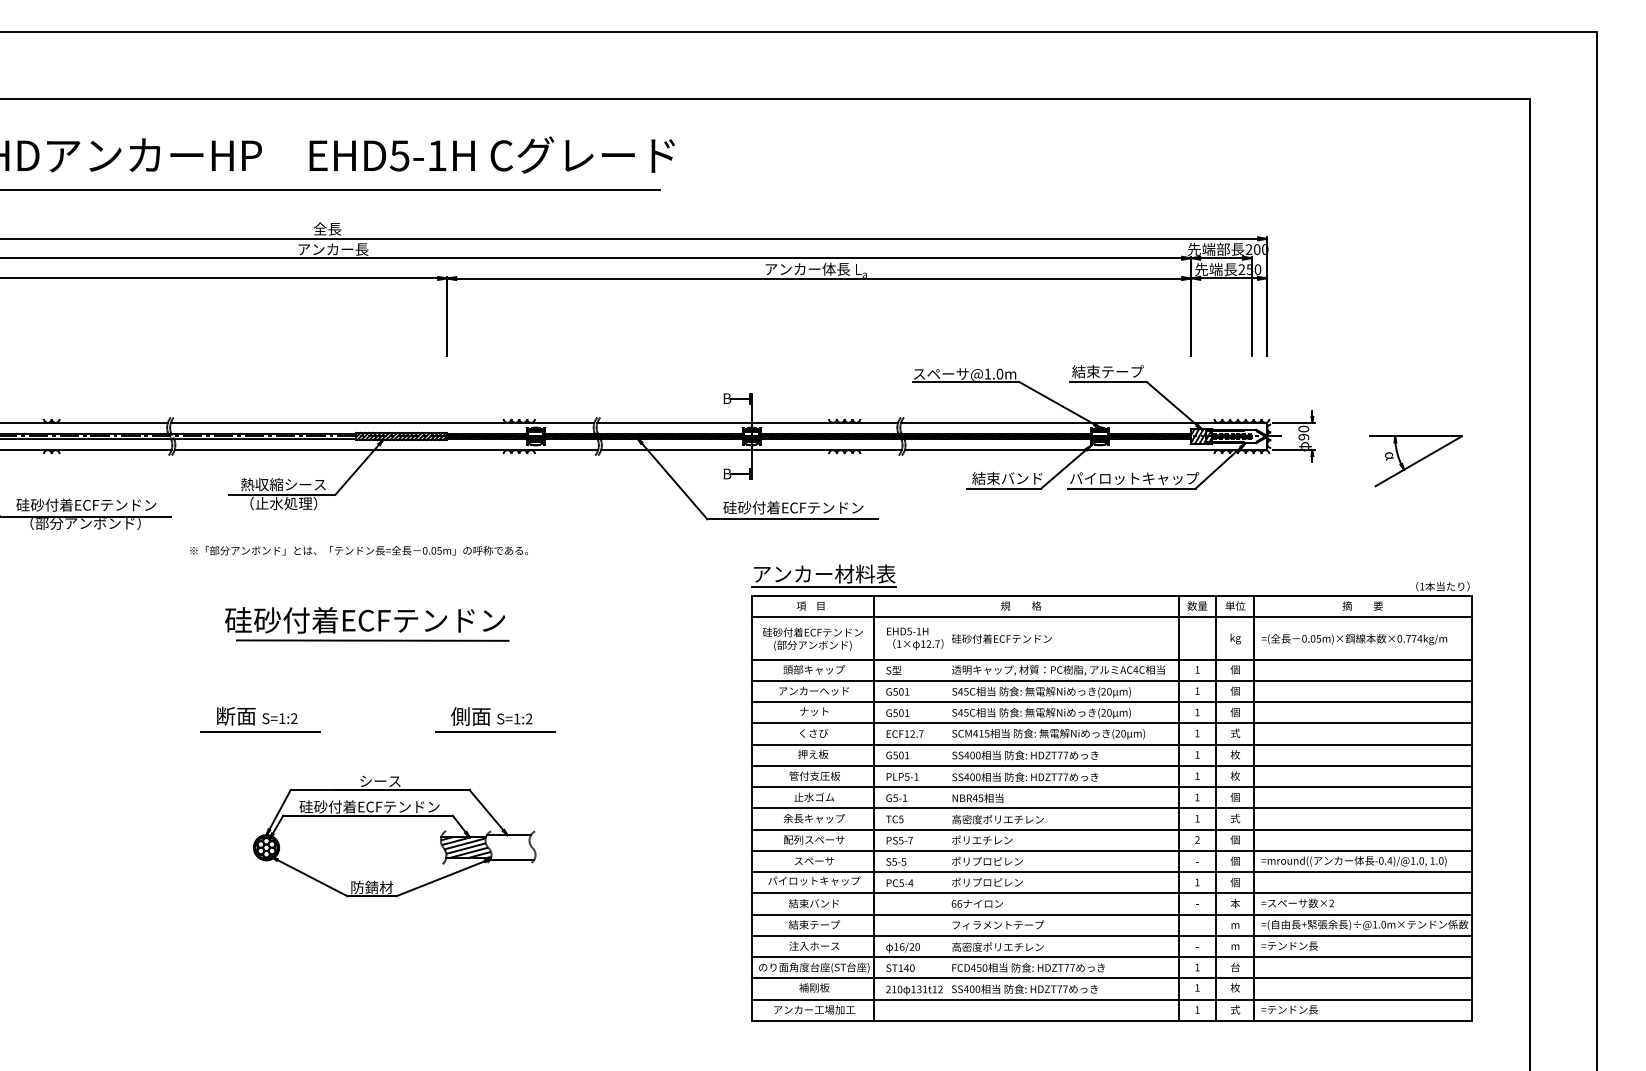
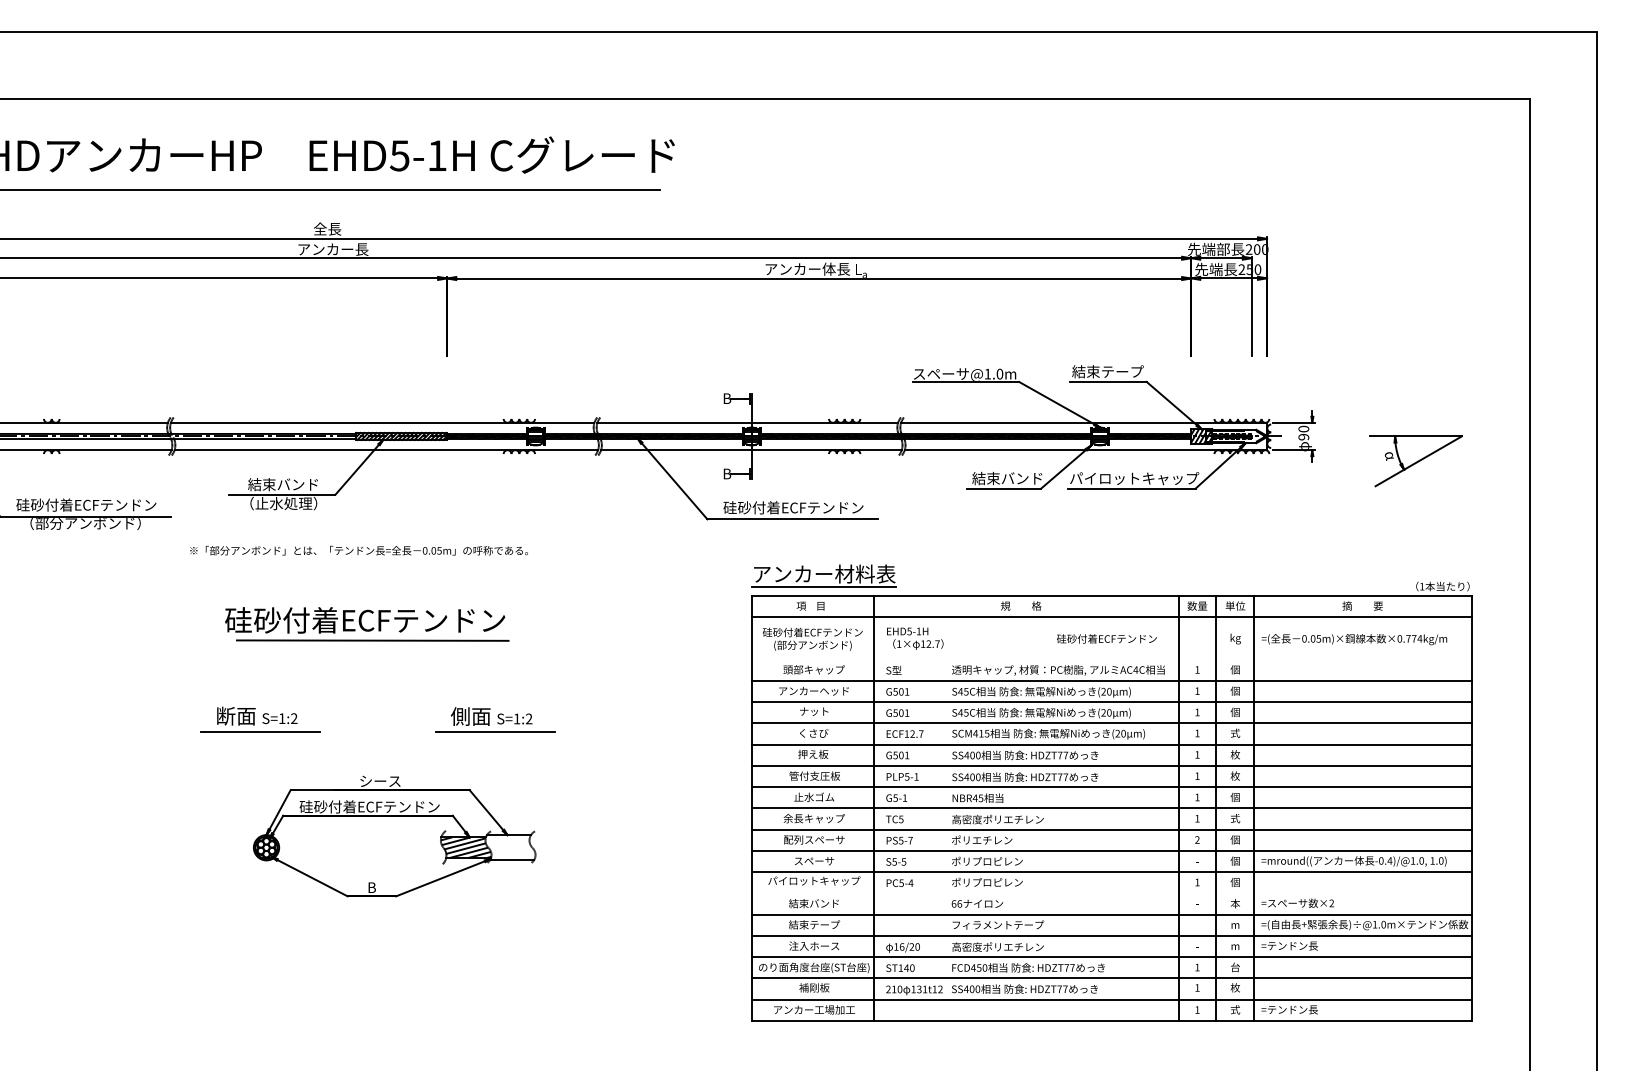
text: 熱収縮シース -> 結束バンド (283, 484)
text position: (1001, 638) -> (1106, 638) (1106, 638)
line: present -> none (1112, 659)
text: 防錆材 -> B (371, 887)
line: present -> none (1112, 893)
